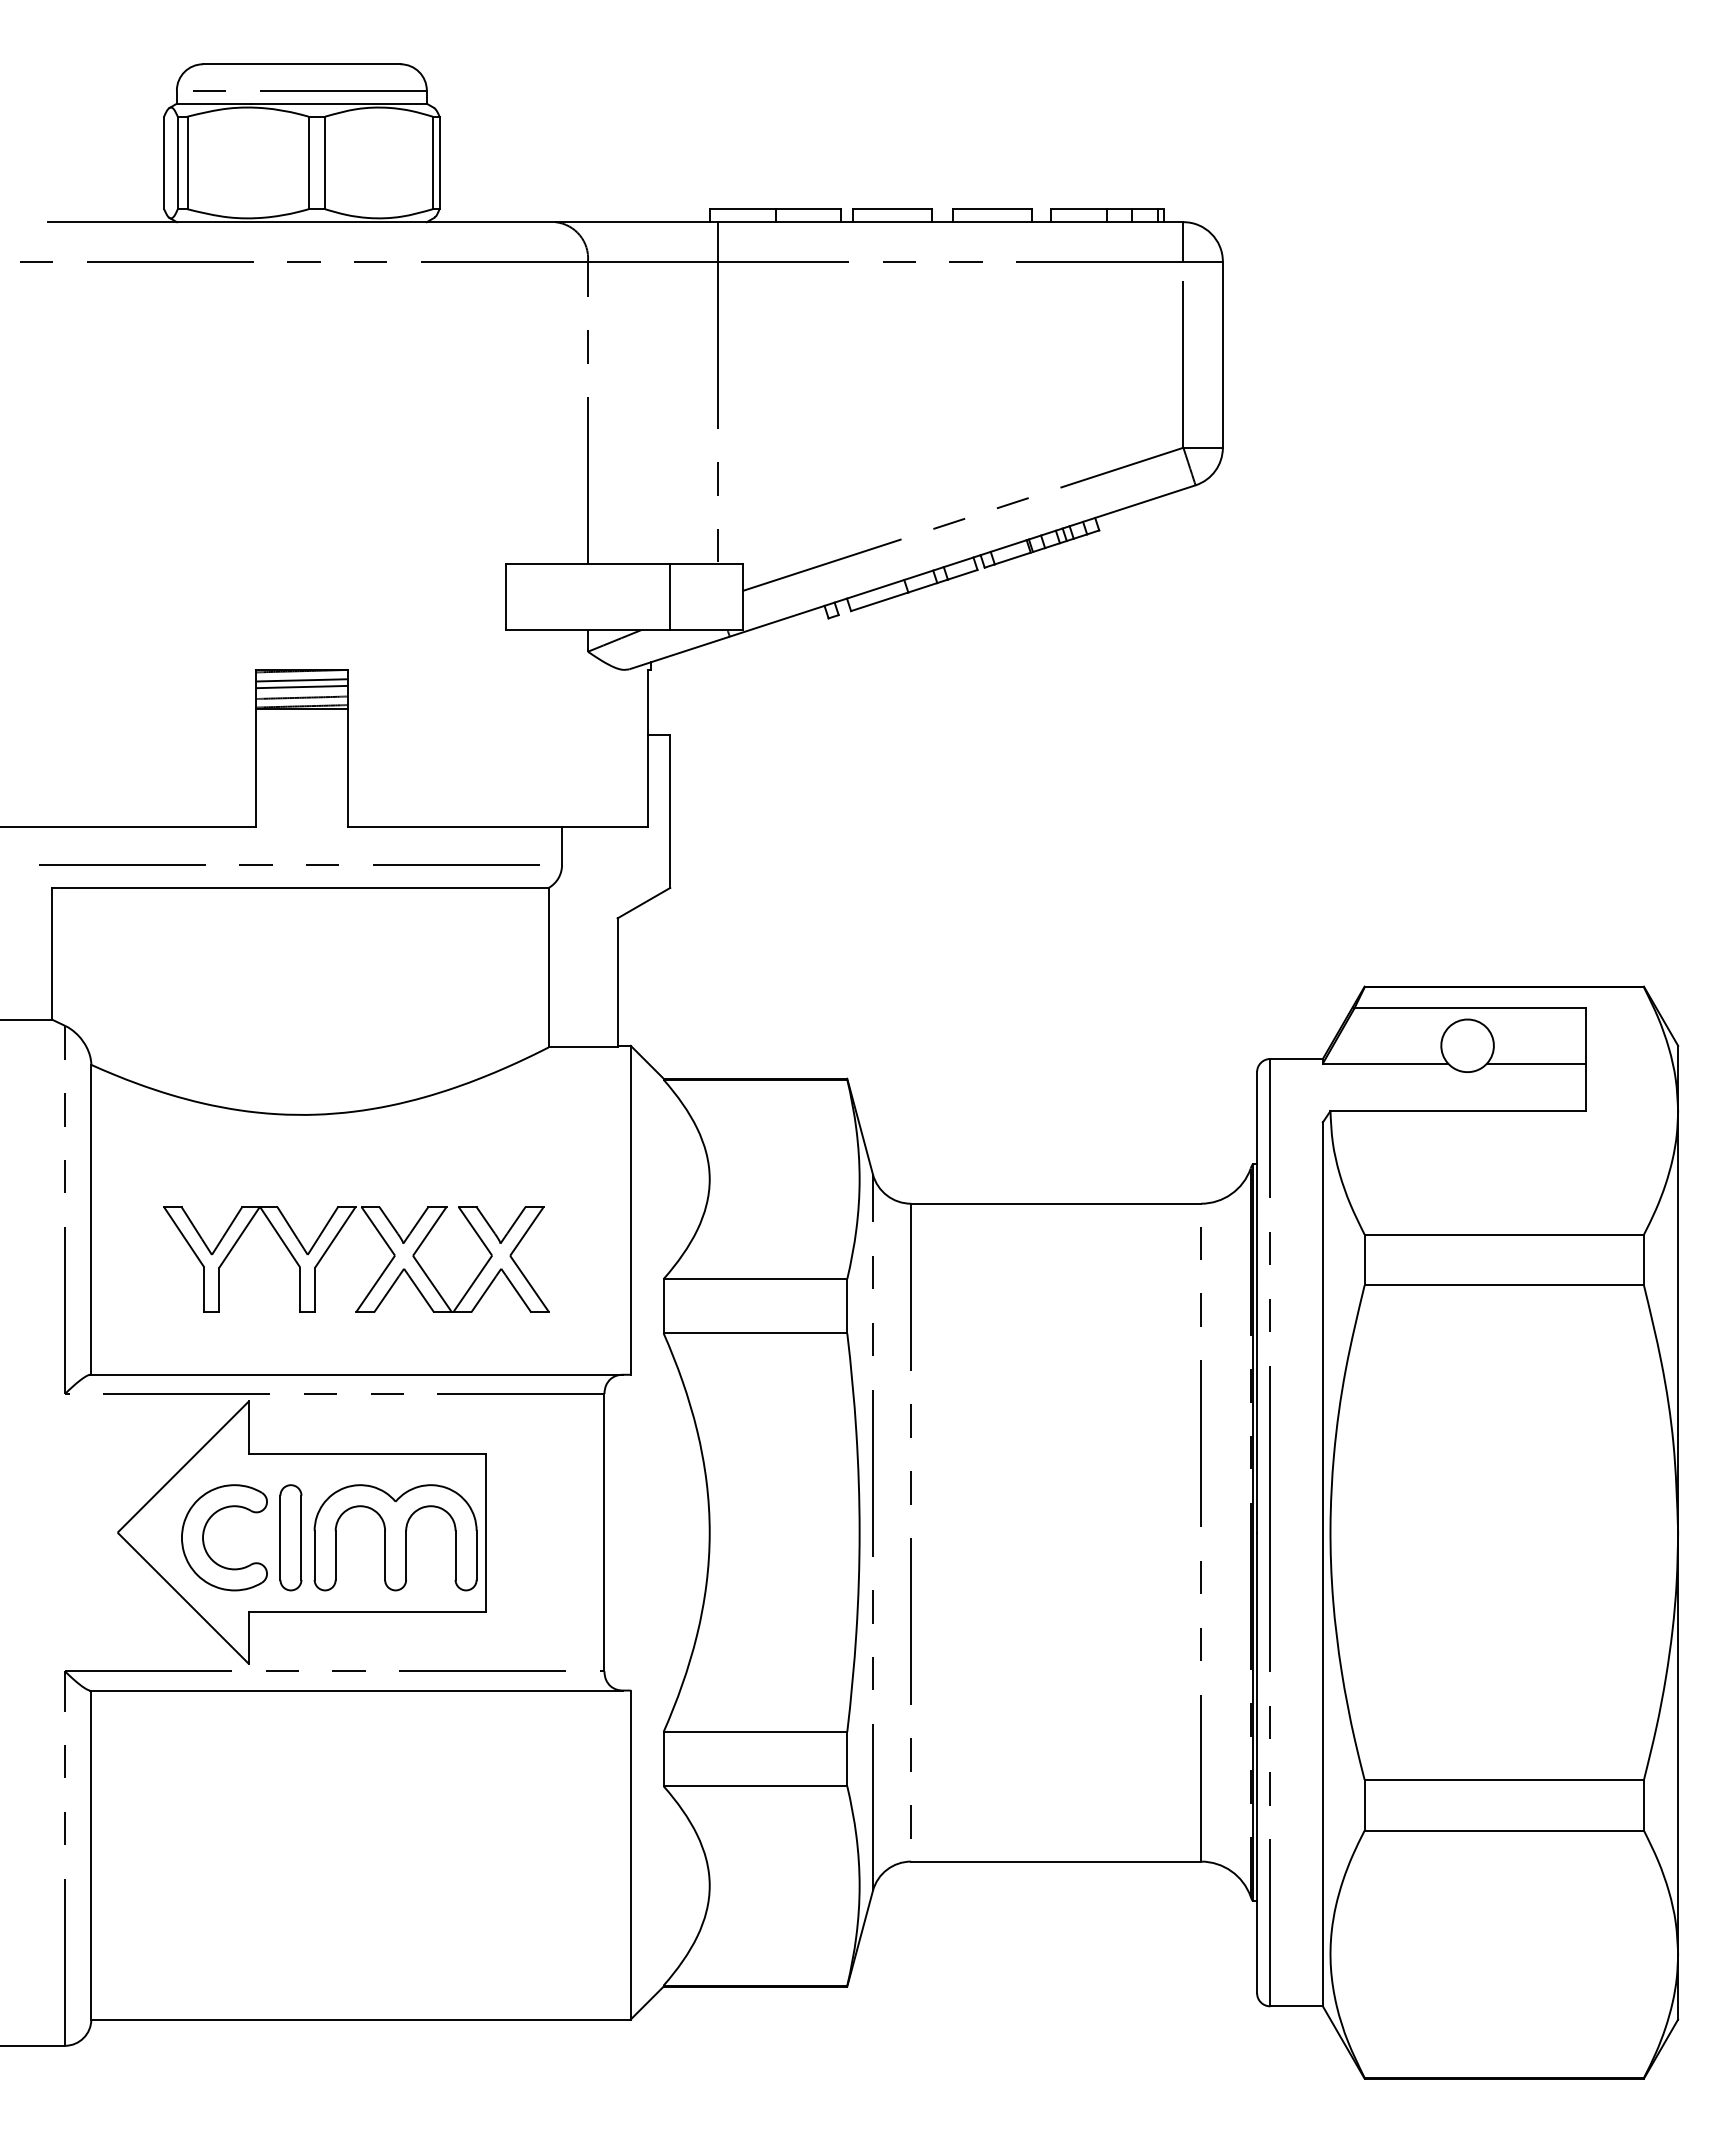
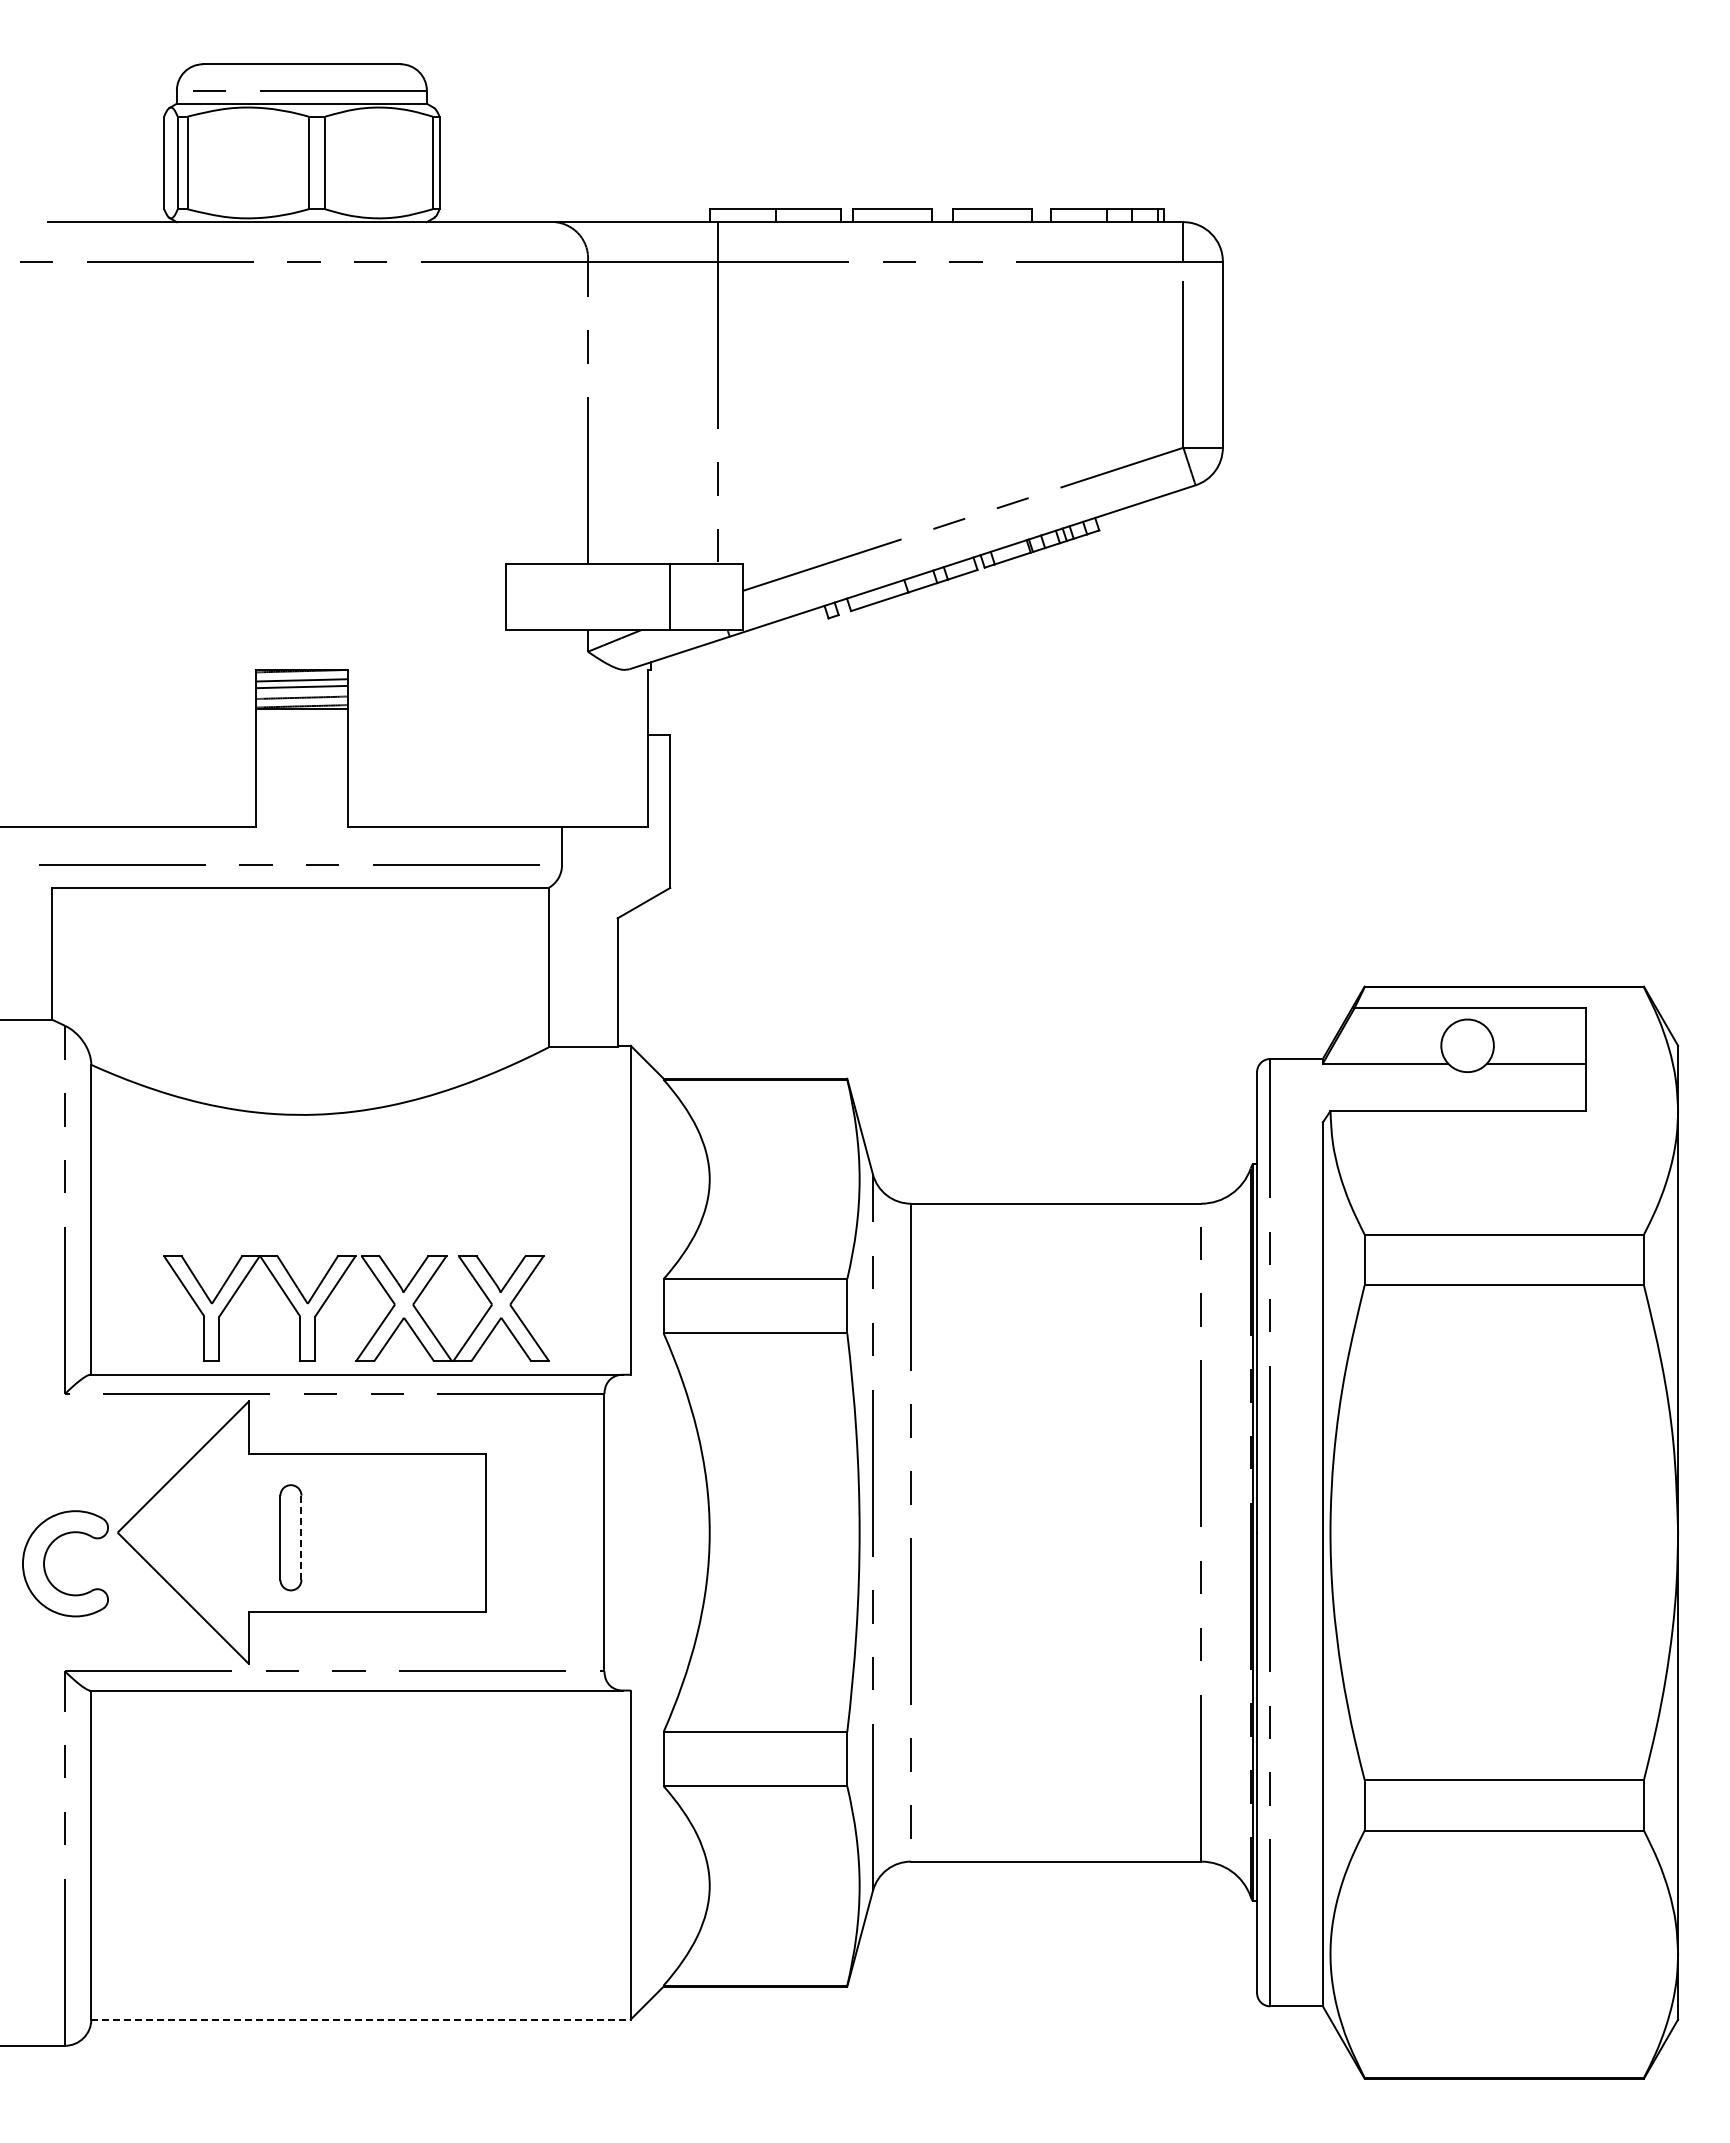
part position: (380, 1274) -> (380, 1323) (380, 1323)
part position: (204, 1534) -> (45, 1560) (45, 1560)
part: present -> none (395, 1537)
line: solid -> dashed (301, 1538)
line: solid -> dashed (361, 2019)
